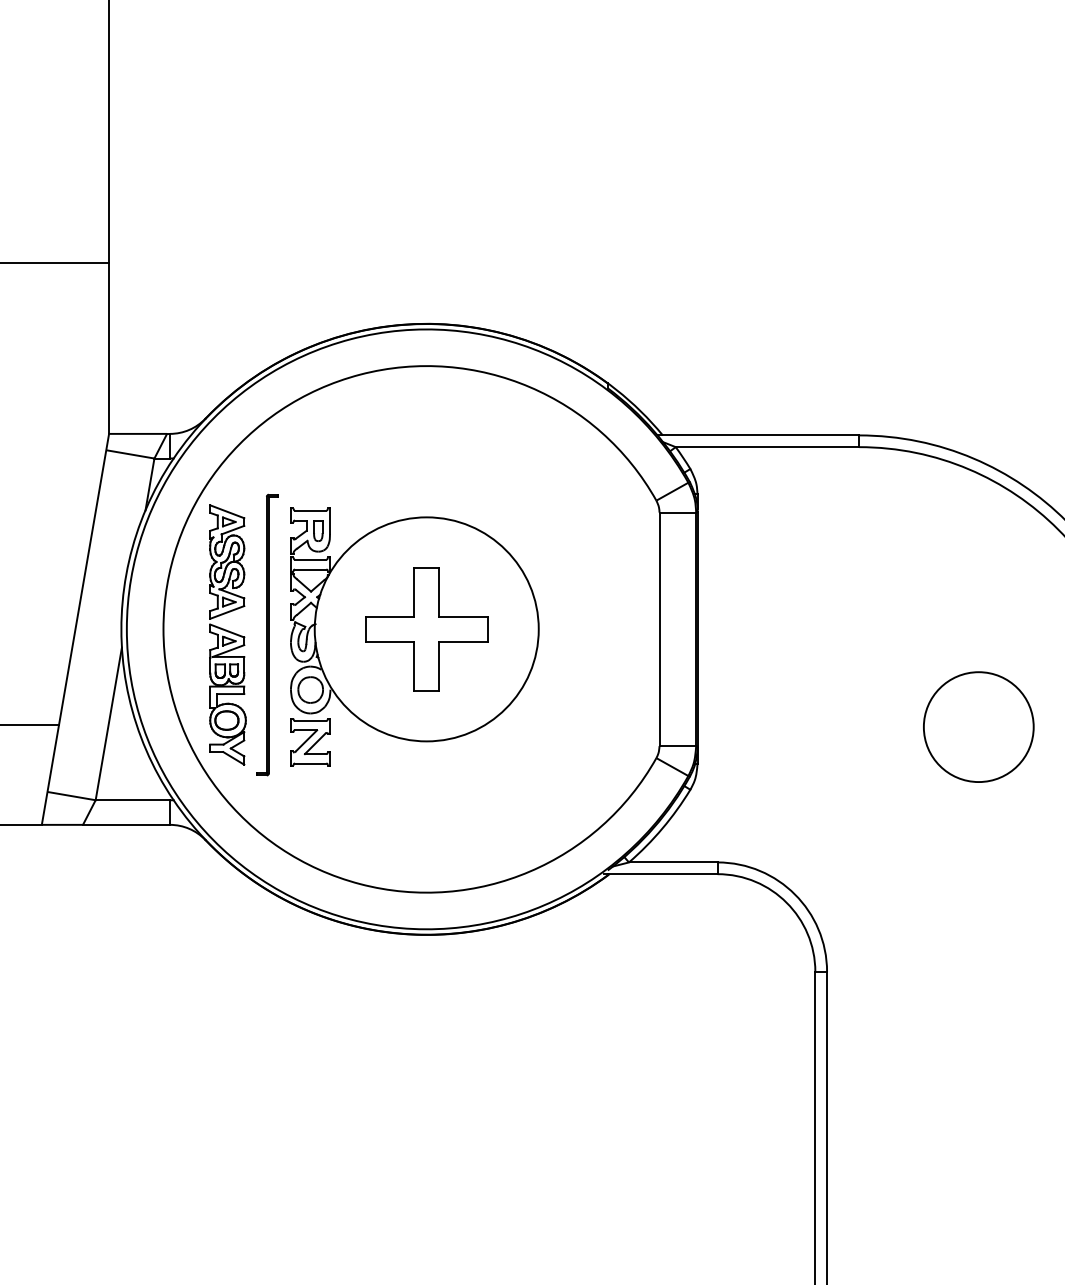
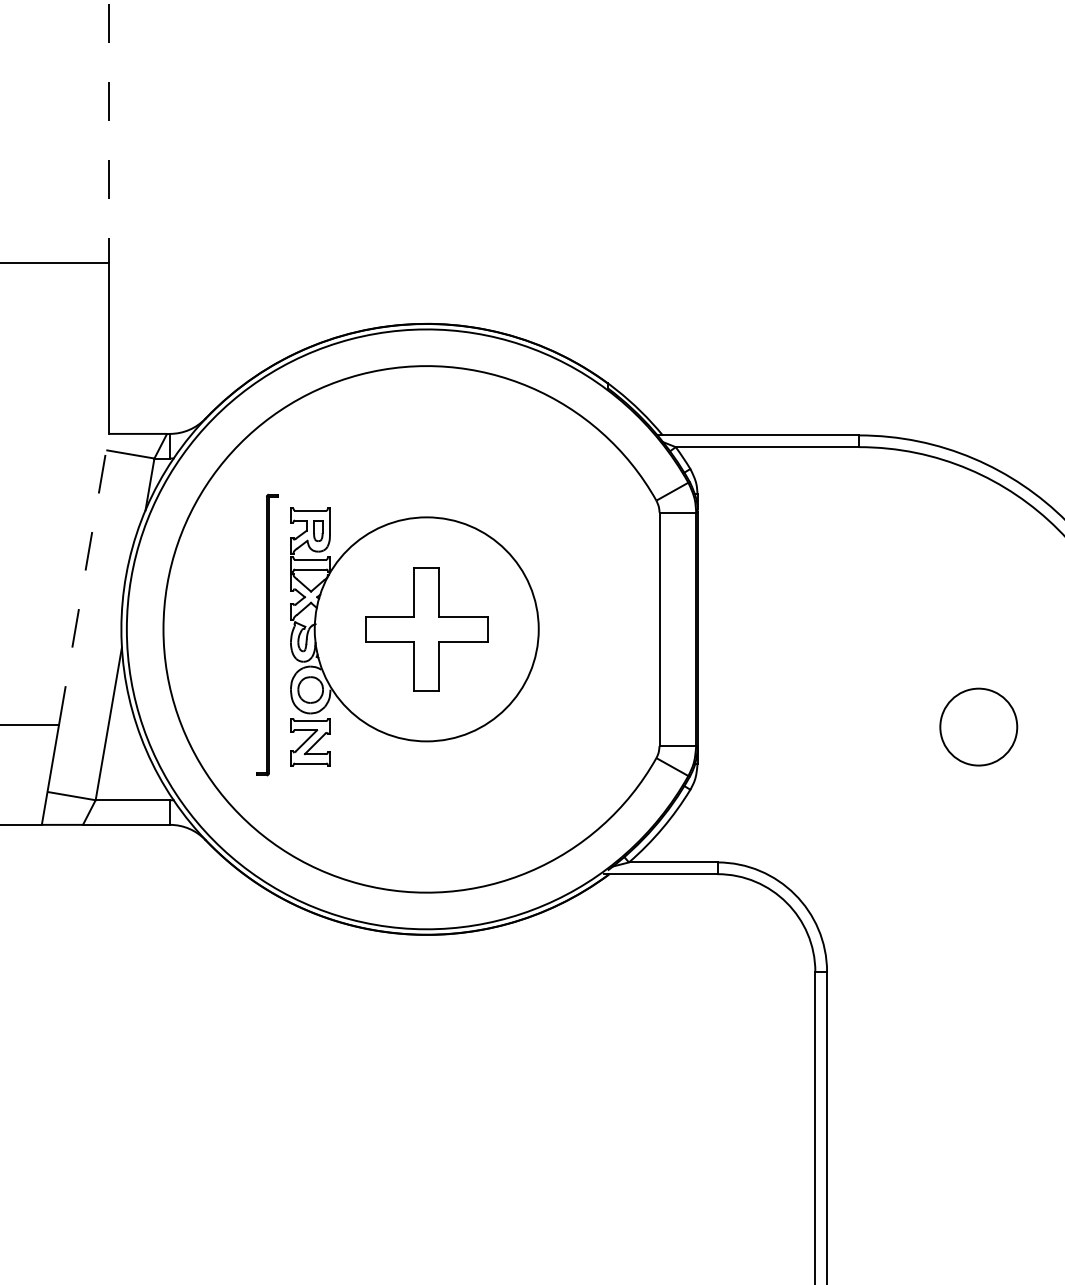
line: solid -> dashed (109, 132)
line: solid -> dashed (84, 579)
part: present -> none (227, 634)
circle diameter: 110 px -> 77 px (978, 726)
